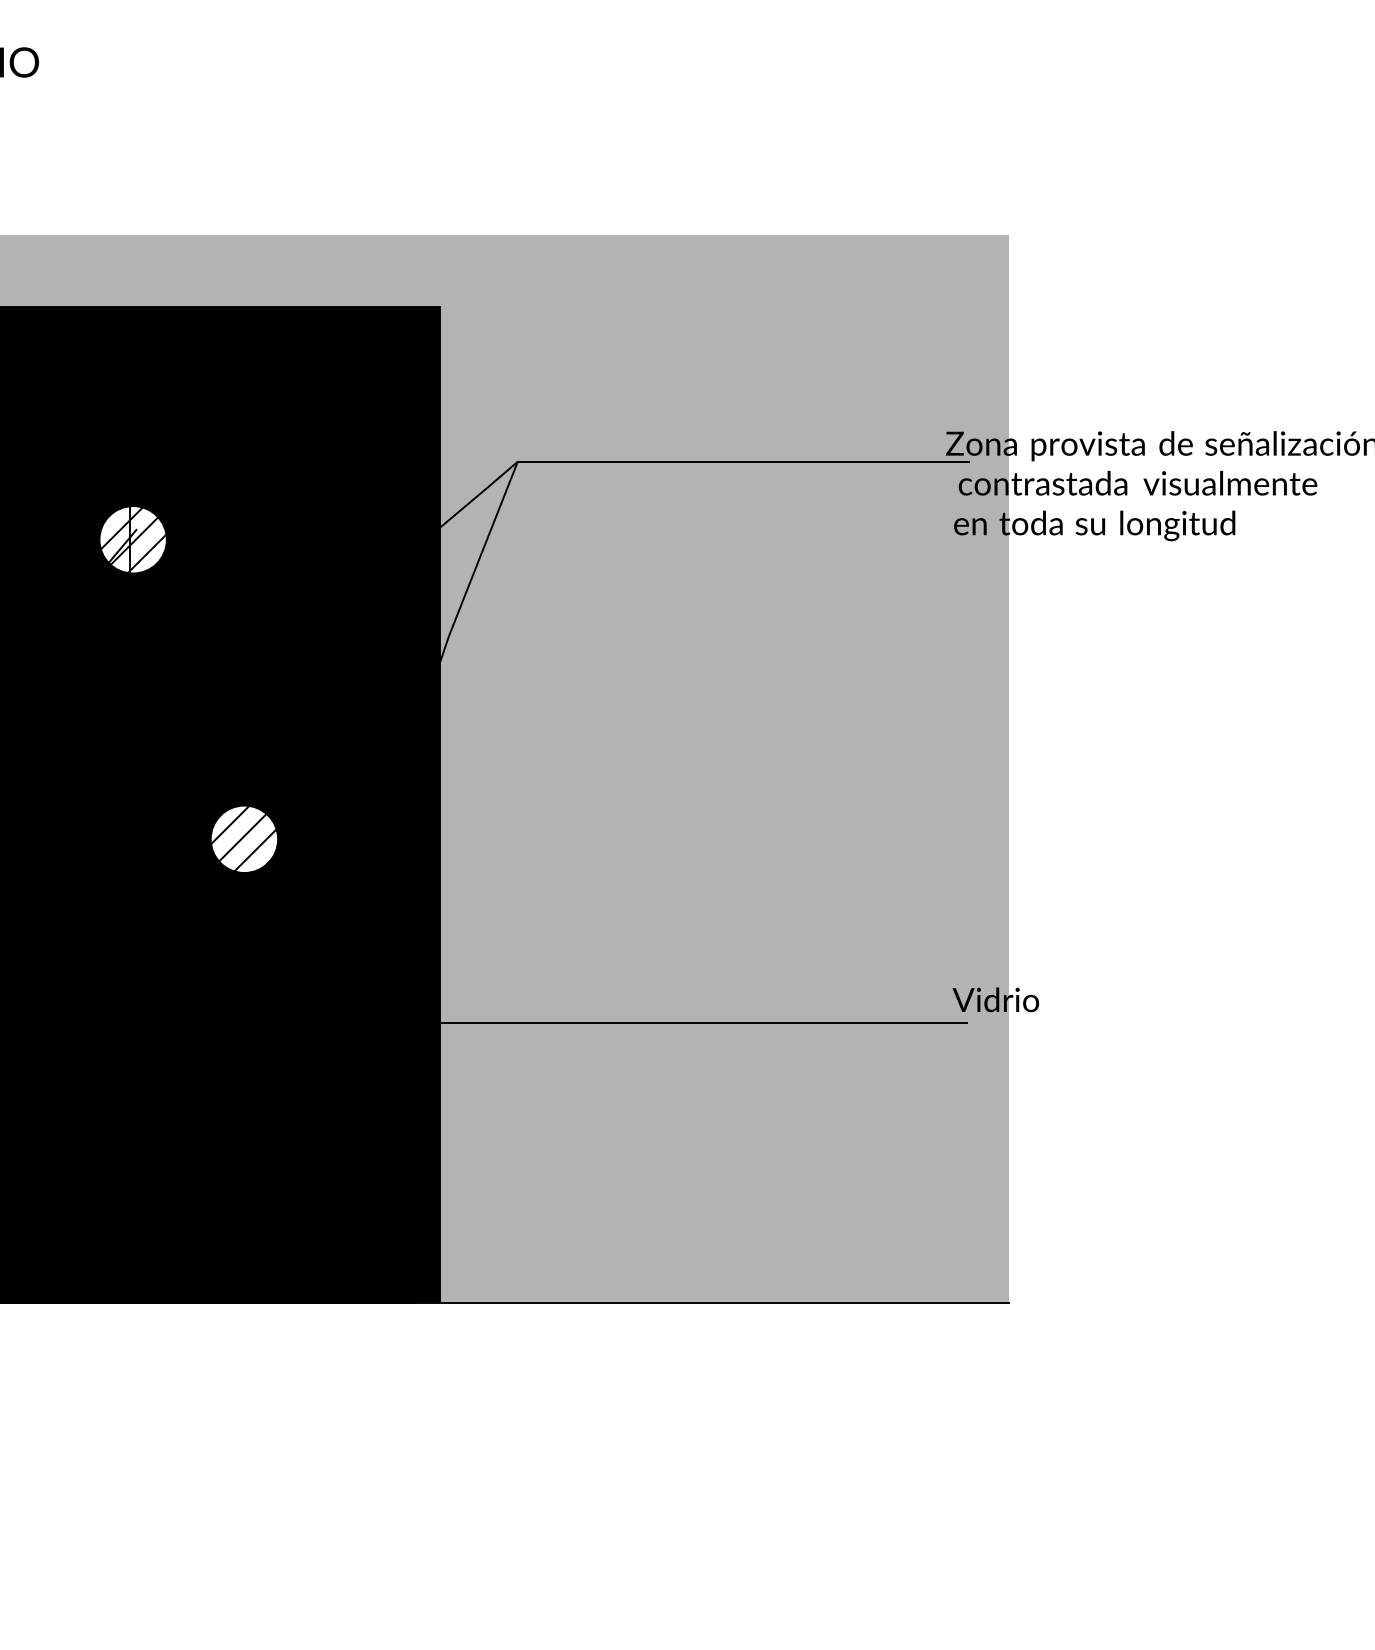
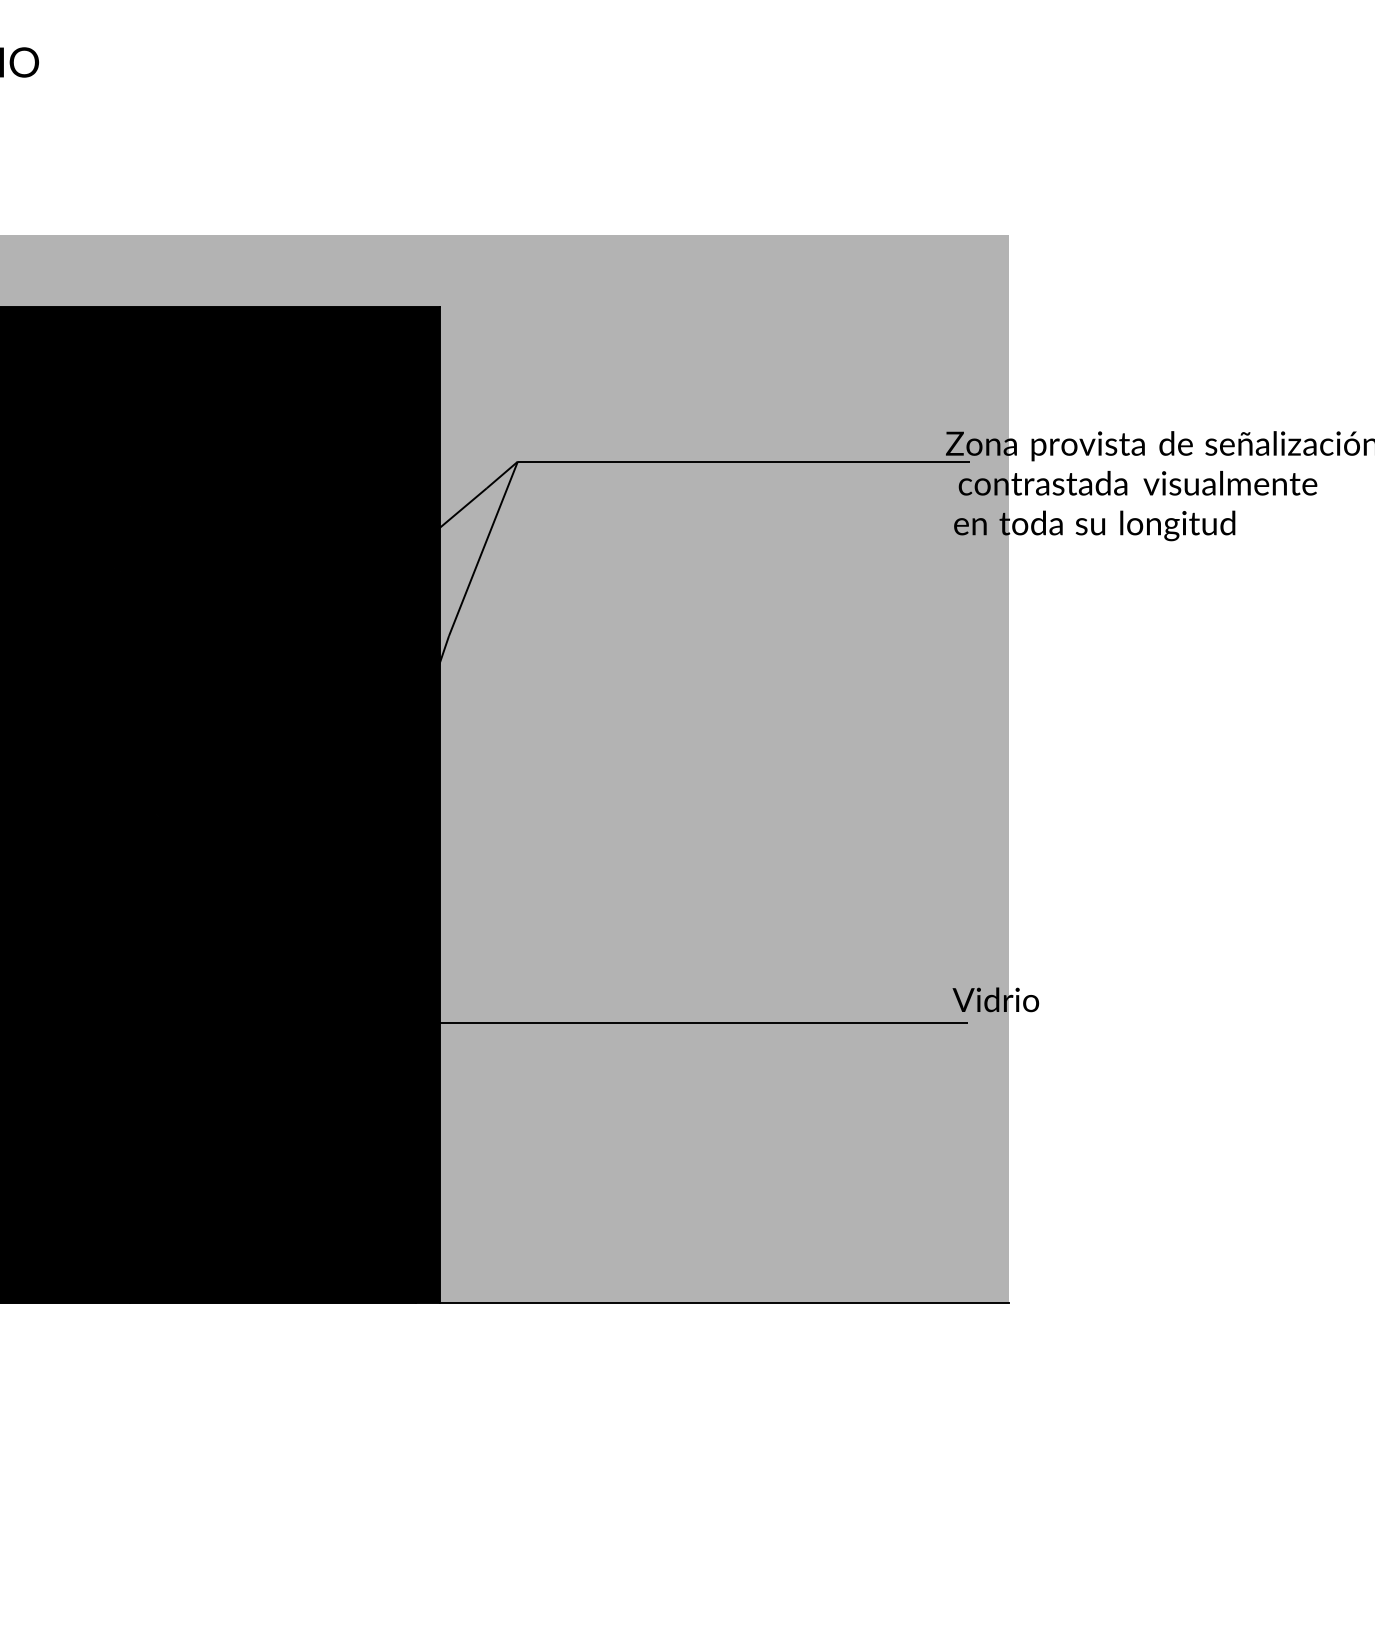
fill: none -> present (132, 539)
fill: none -> present (244, 839)
